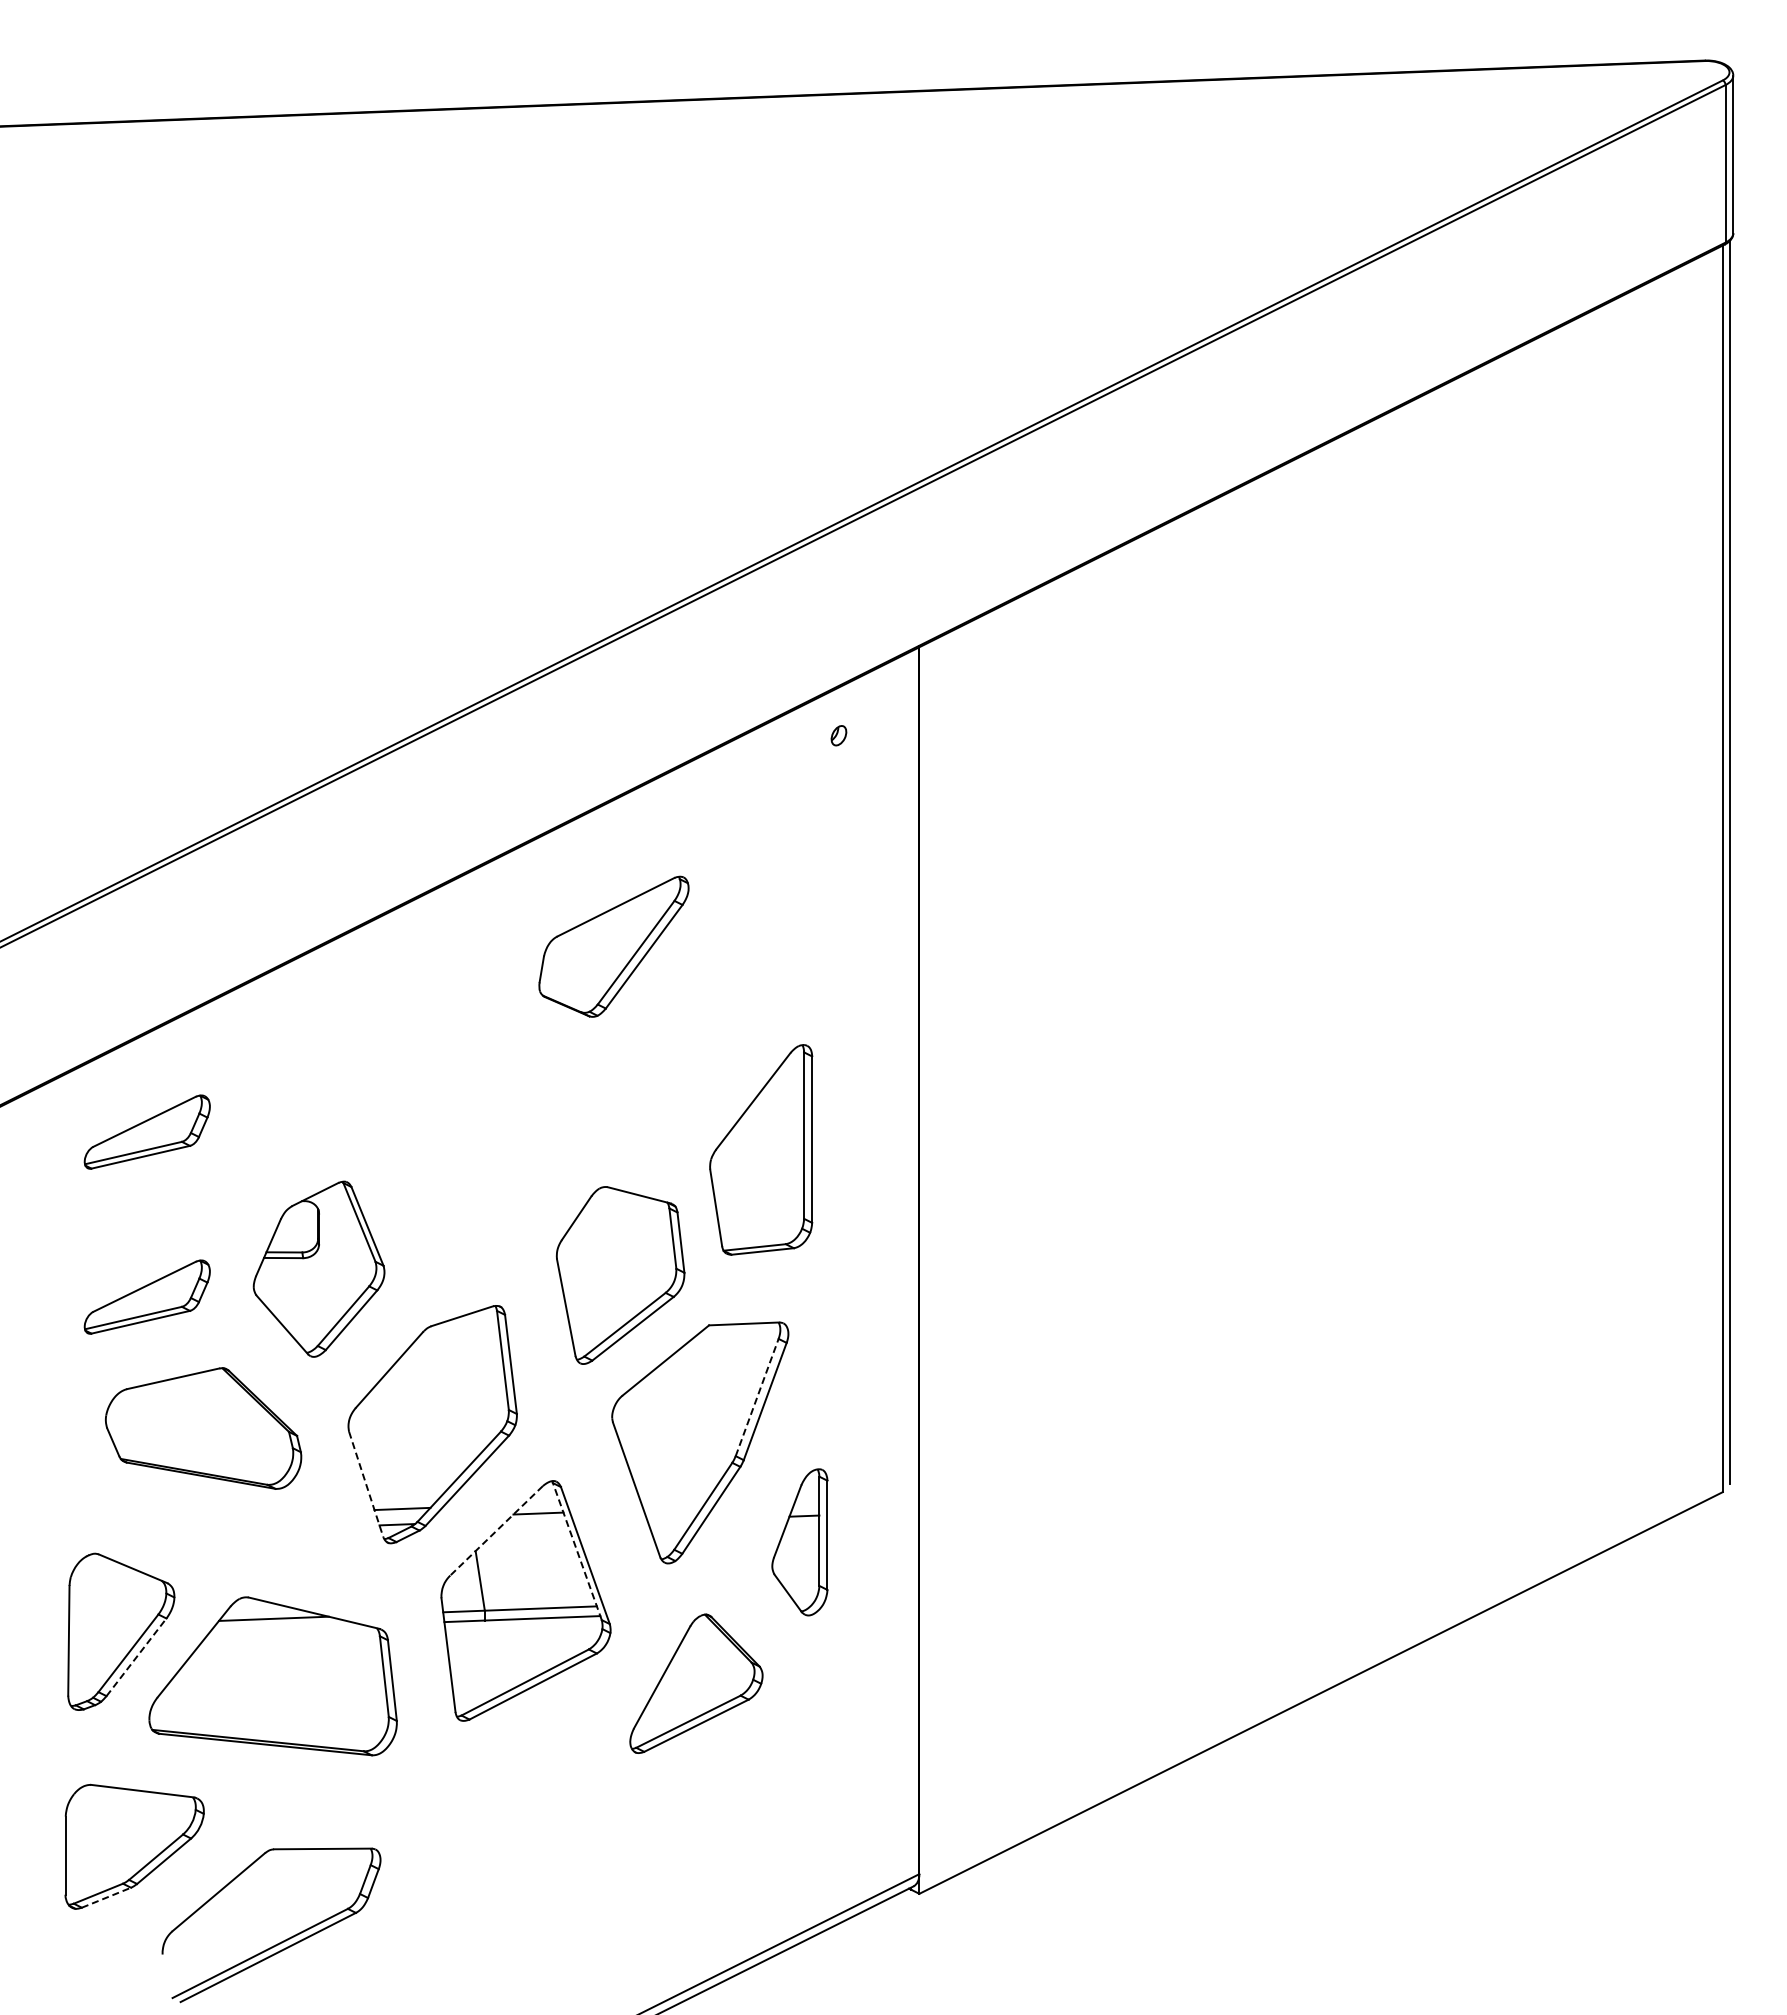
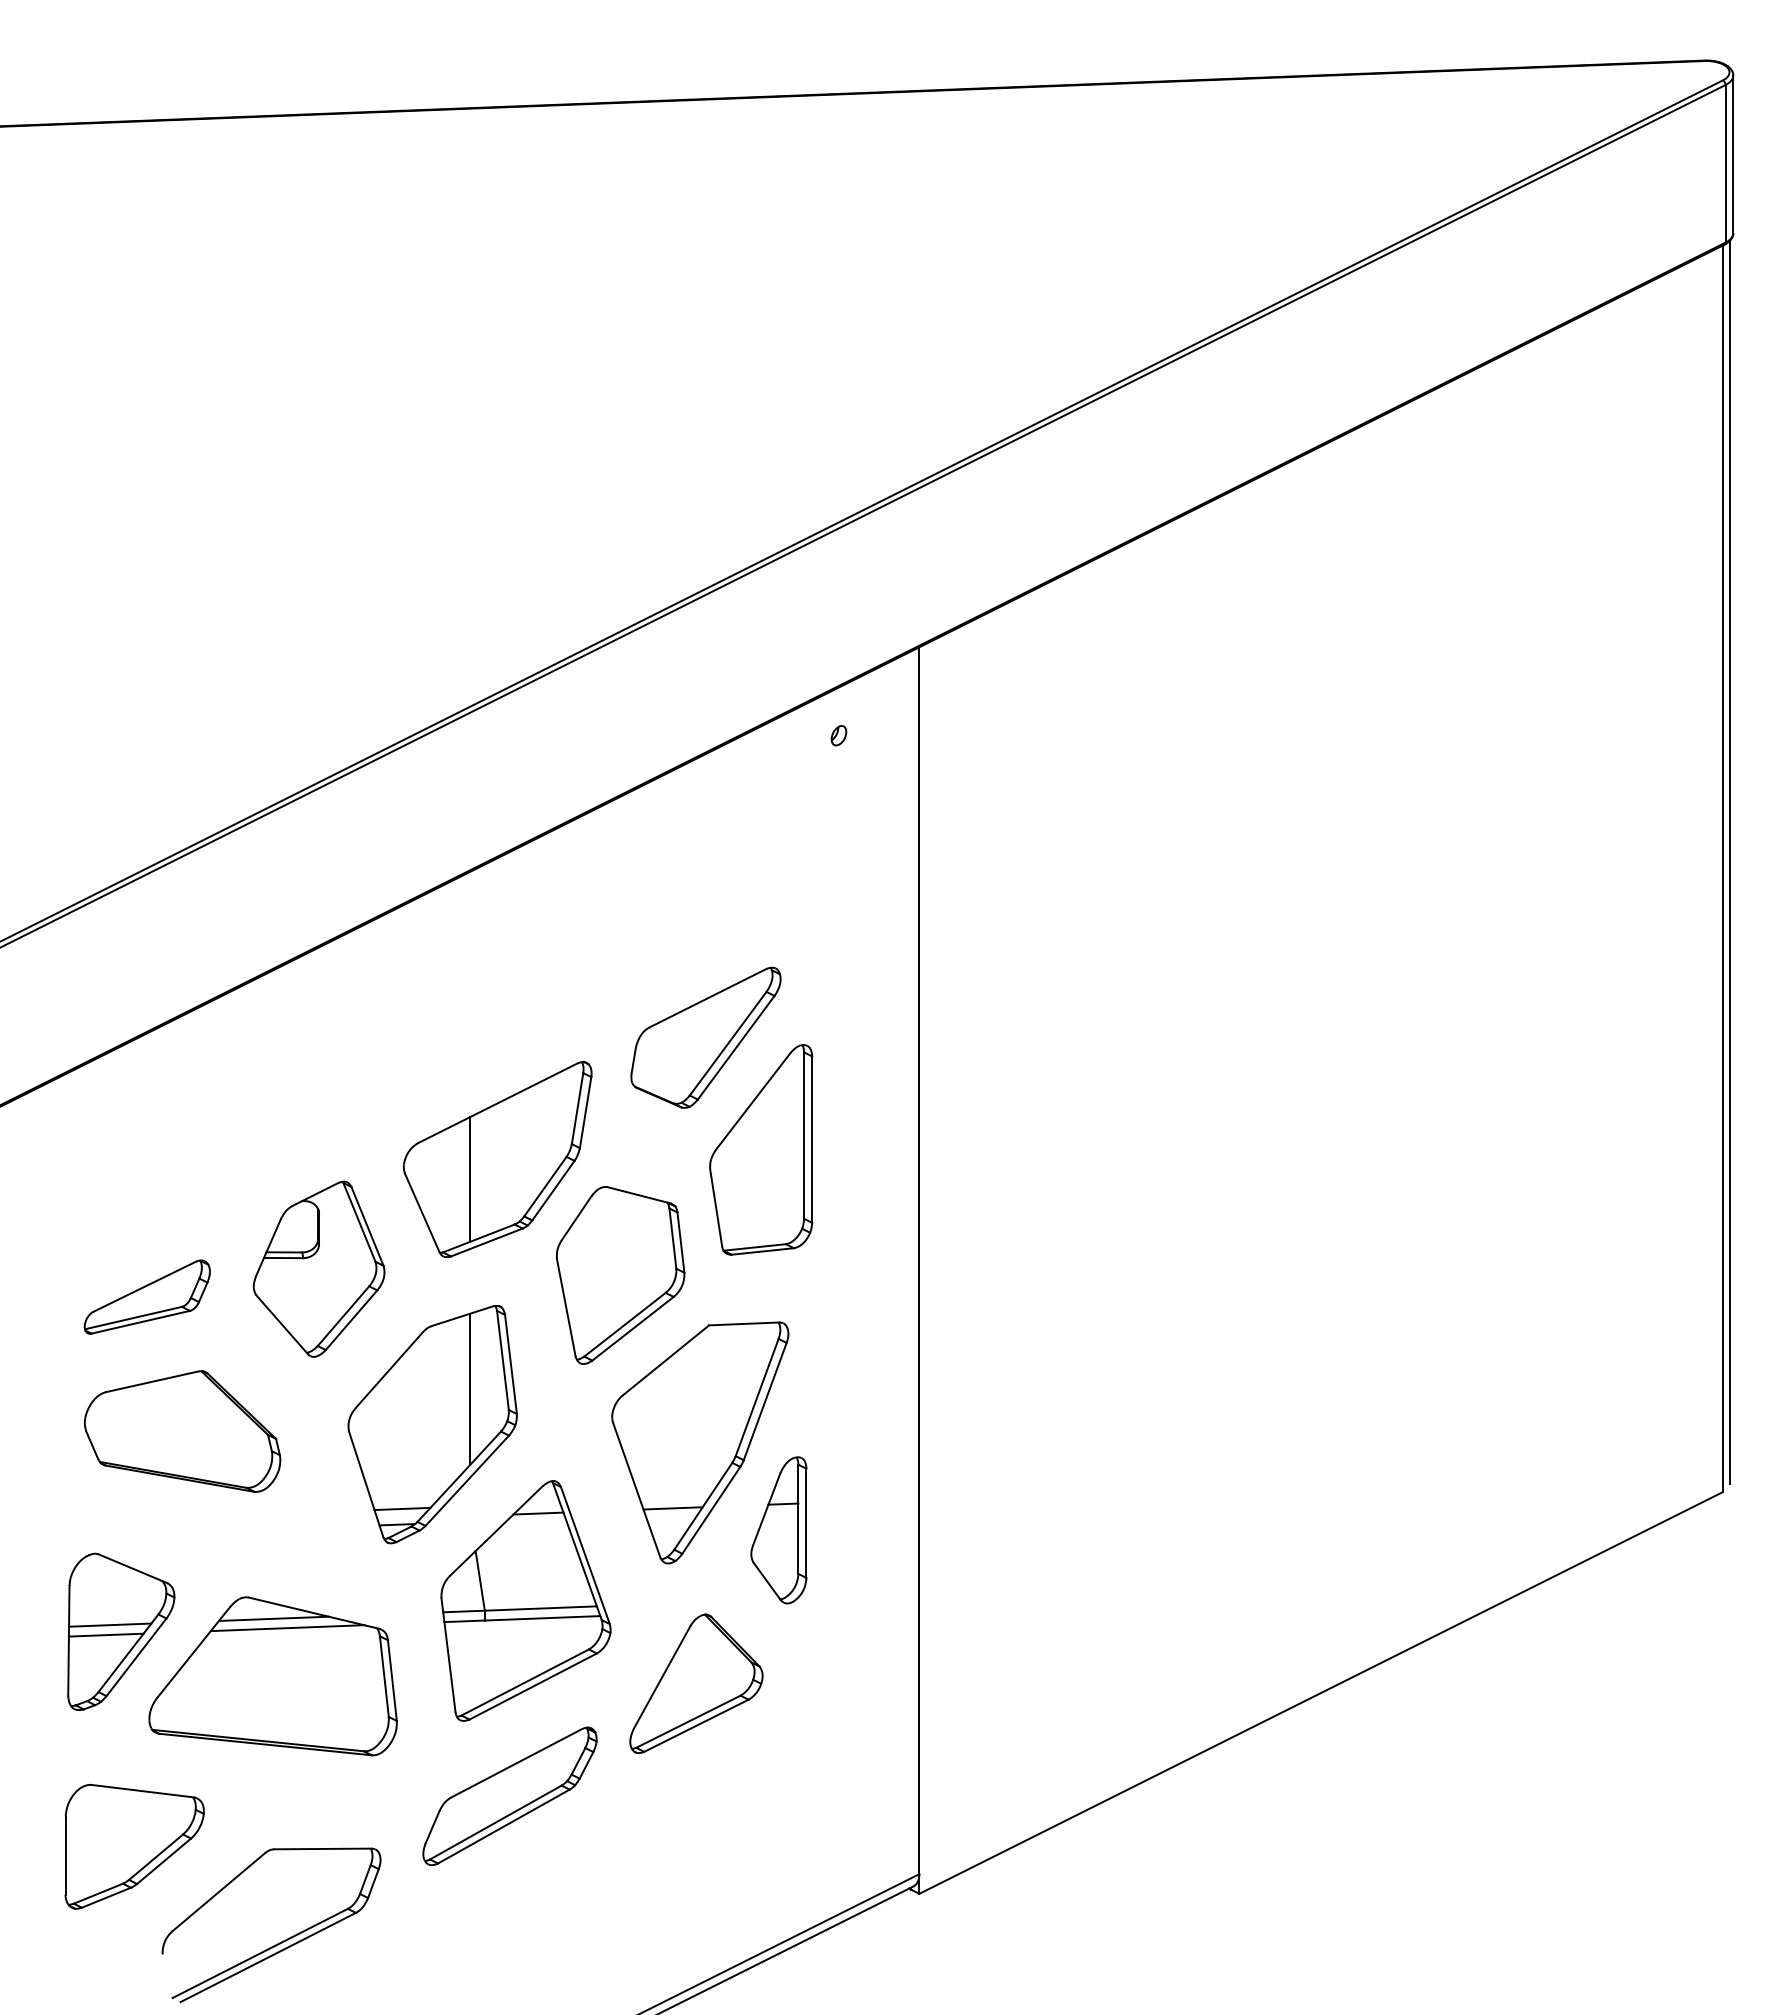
part position: (613, 946) -> (705, 1037) (705, 1037)
part: present -> none (146, 1131)
part: none -> present (497, 1159)
line: none -> present (470, 1388)
line: dashed -> solid (757, 1397)
part position: (203, 1428) -> (182, 1431) (182, 1431)
line: dashed -> solid (366, 1484)
line: none -> present (672, 1508)
line: dashed -> solid (496, 1531)
part position: (799, 1542) -> (778, 1530) (778, 1530)
line: dashed -> solid (577, 1551)
line: none -> present (110, 1624)
line: none -> present (287, 1628)
line: none -> present (105, 1634)
line: dashed -> solid (136, 1656)
part: none -> present (509, 1796)
line: dashed -> solid (106, 1897)
